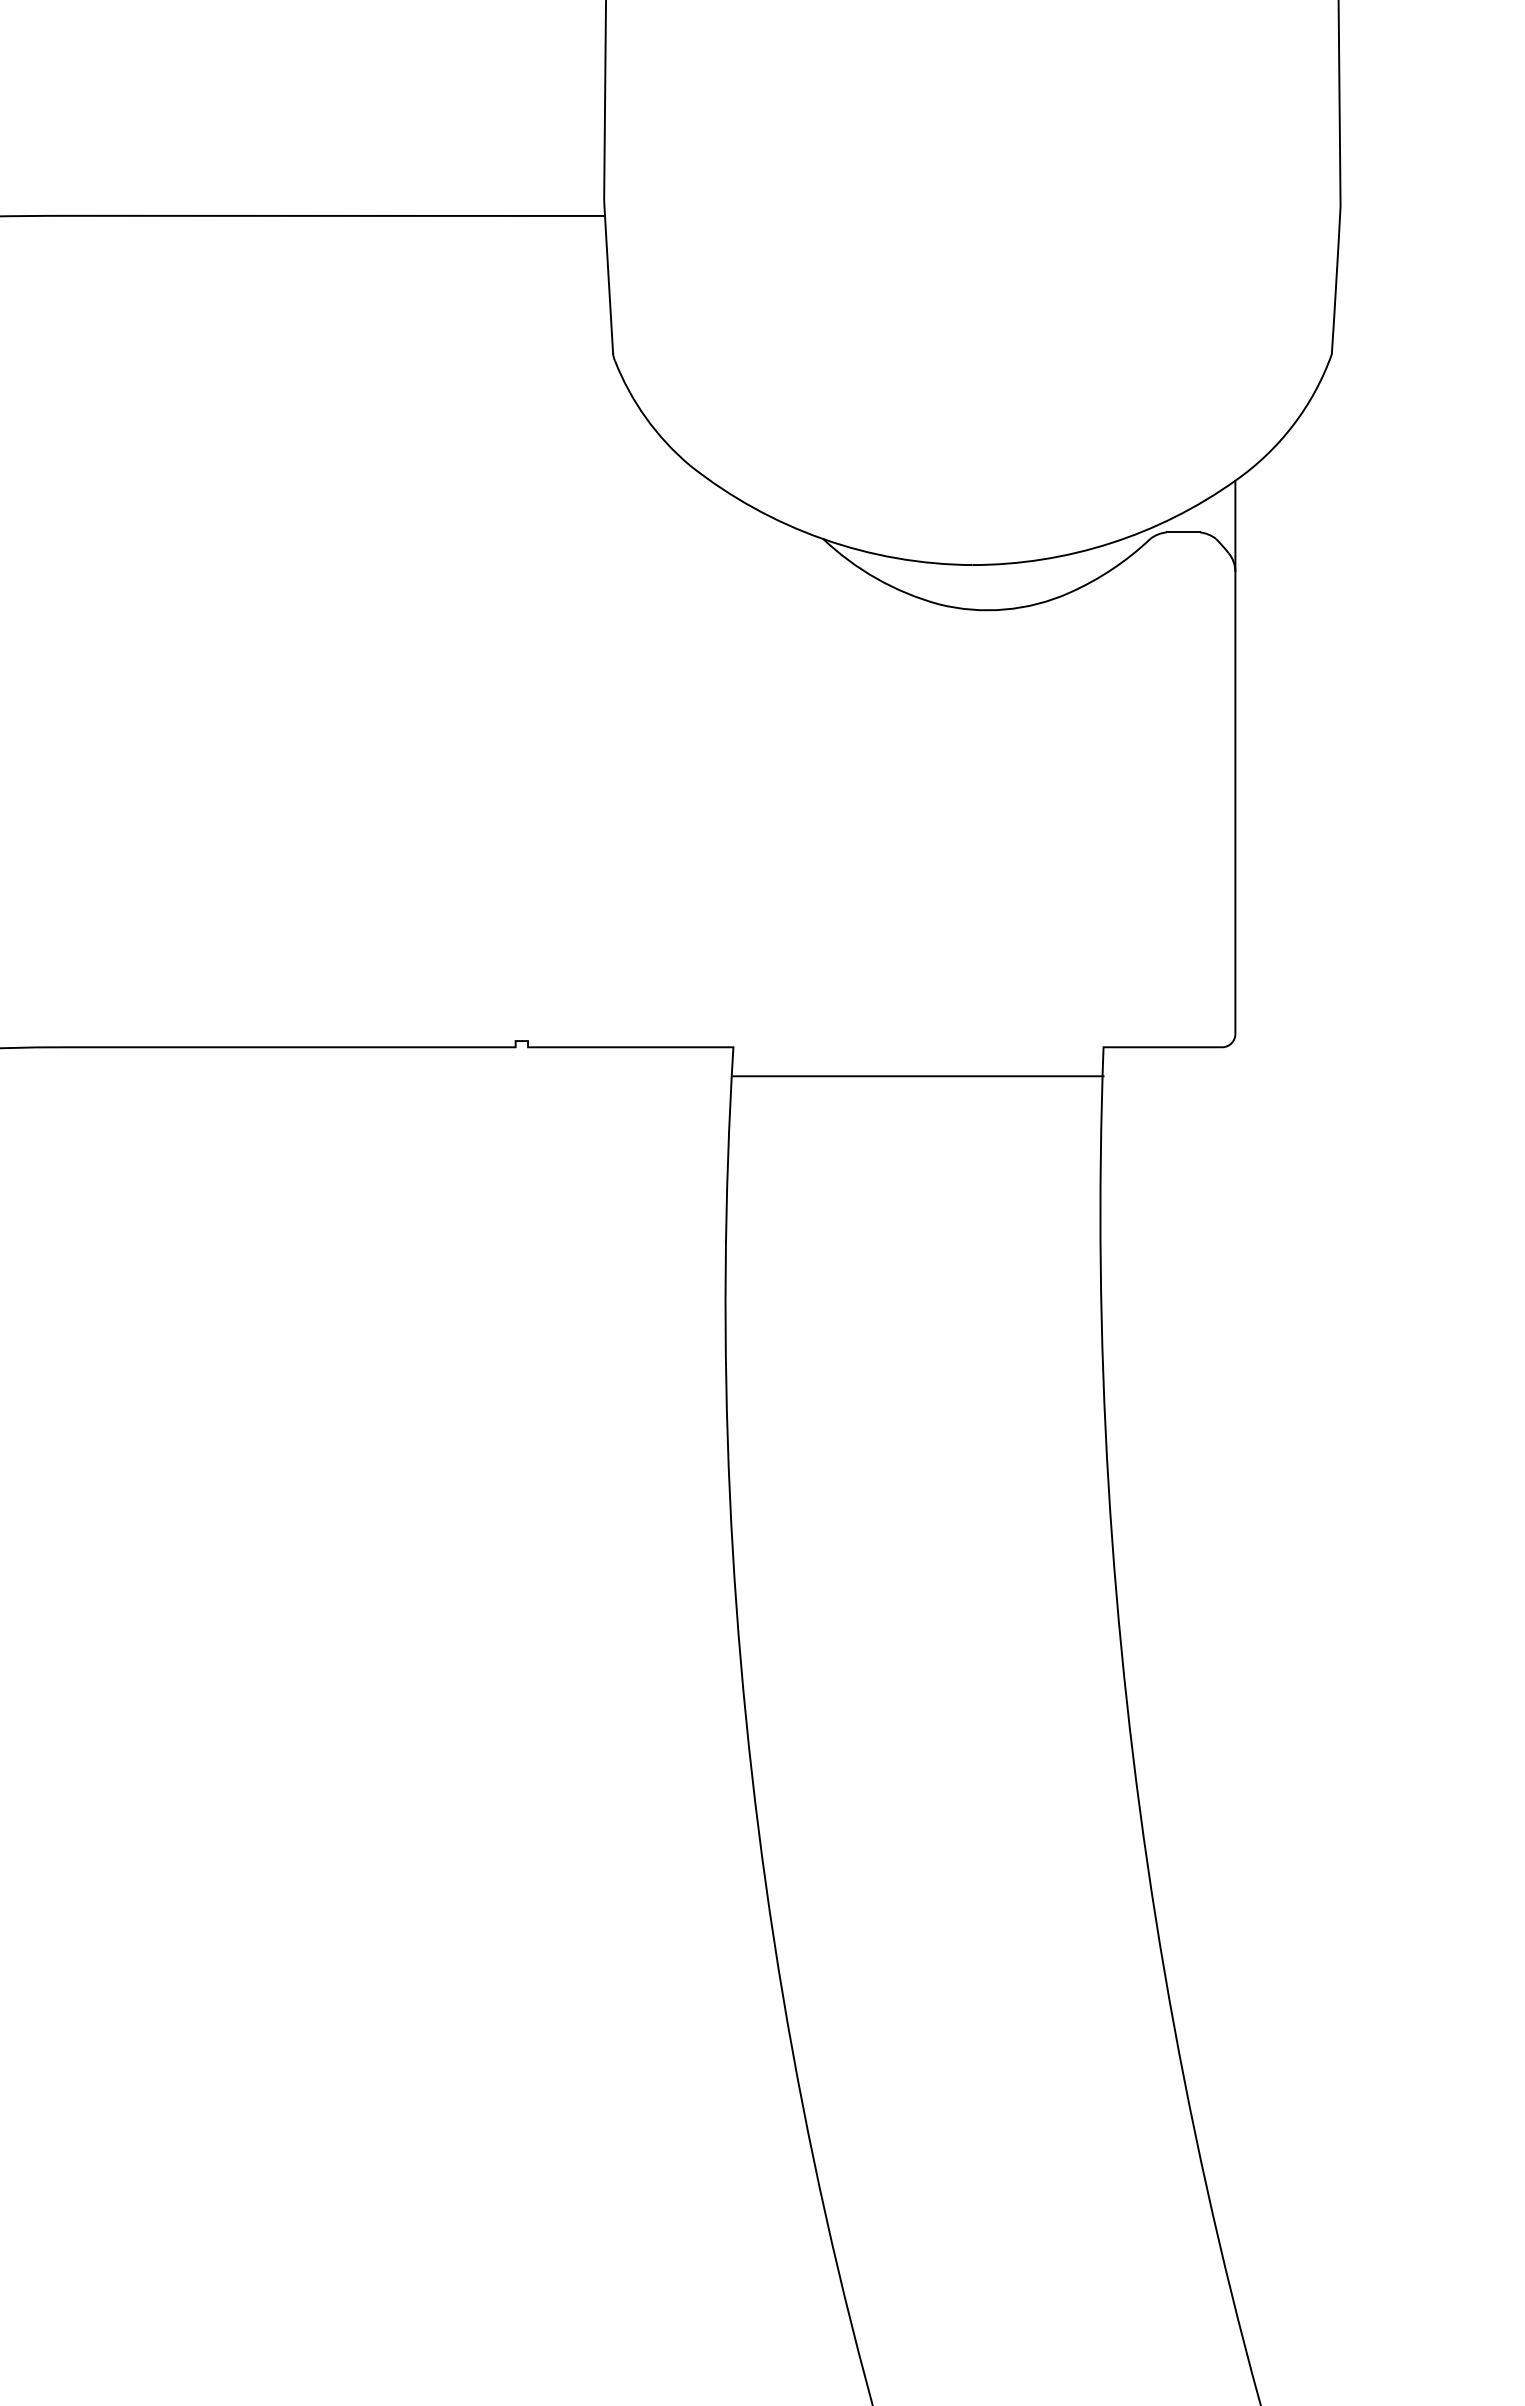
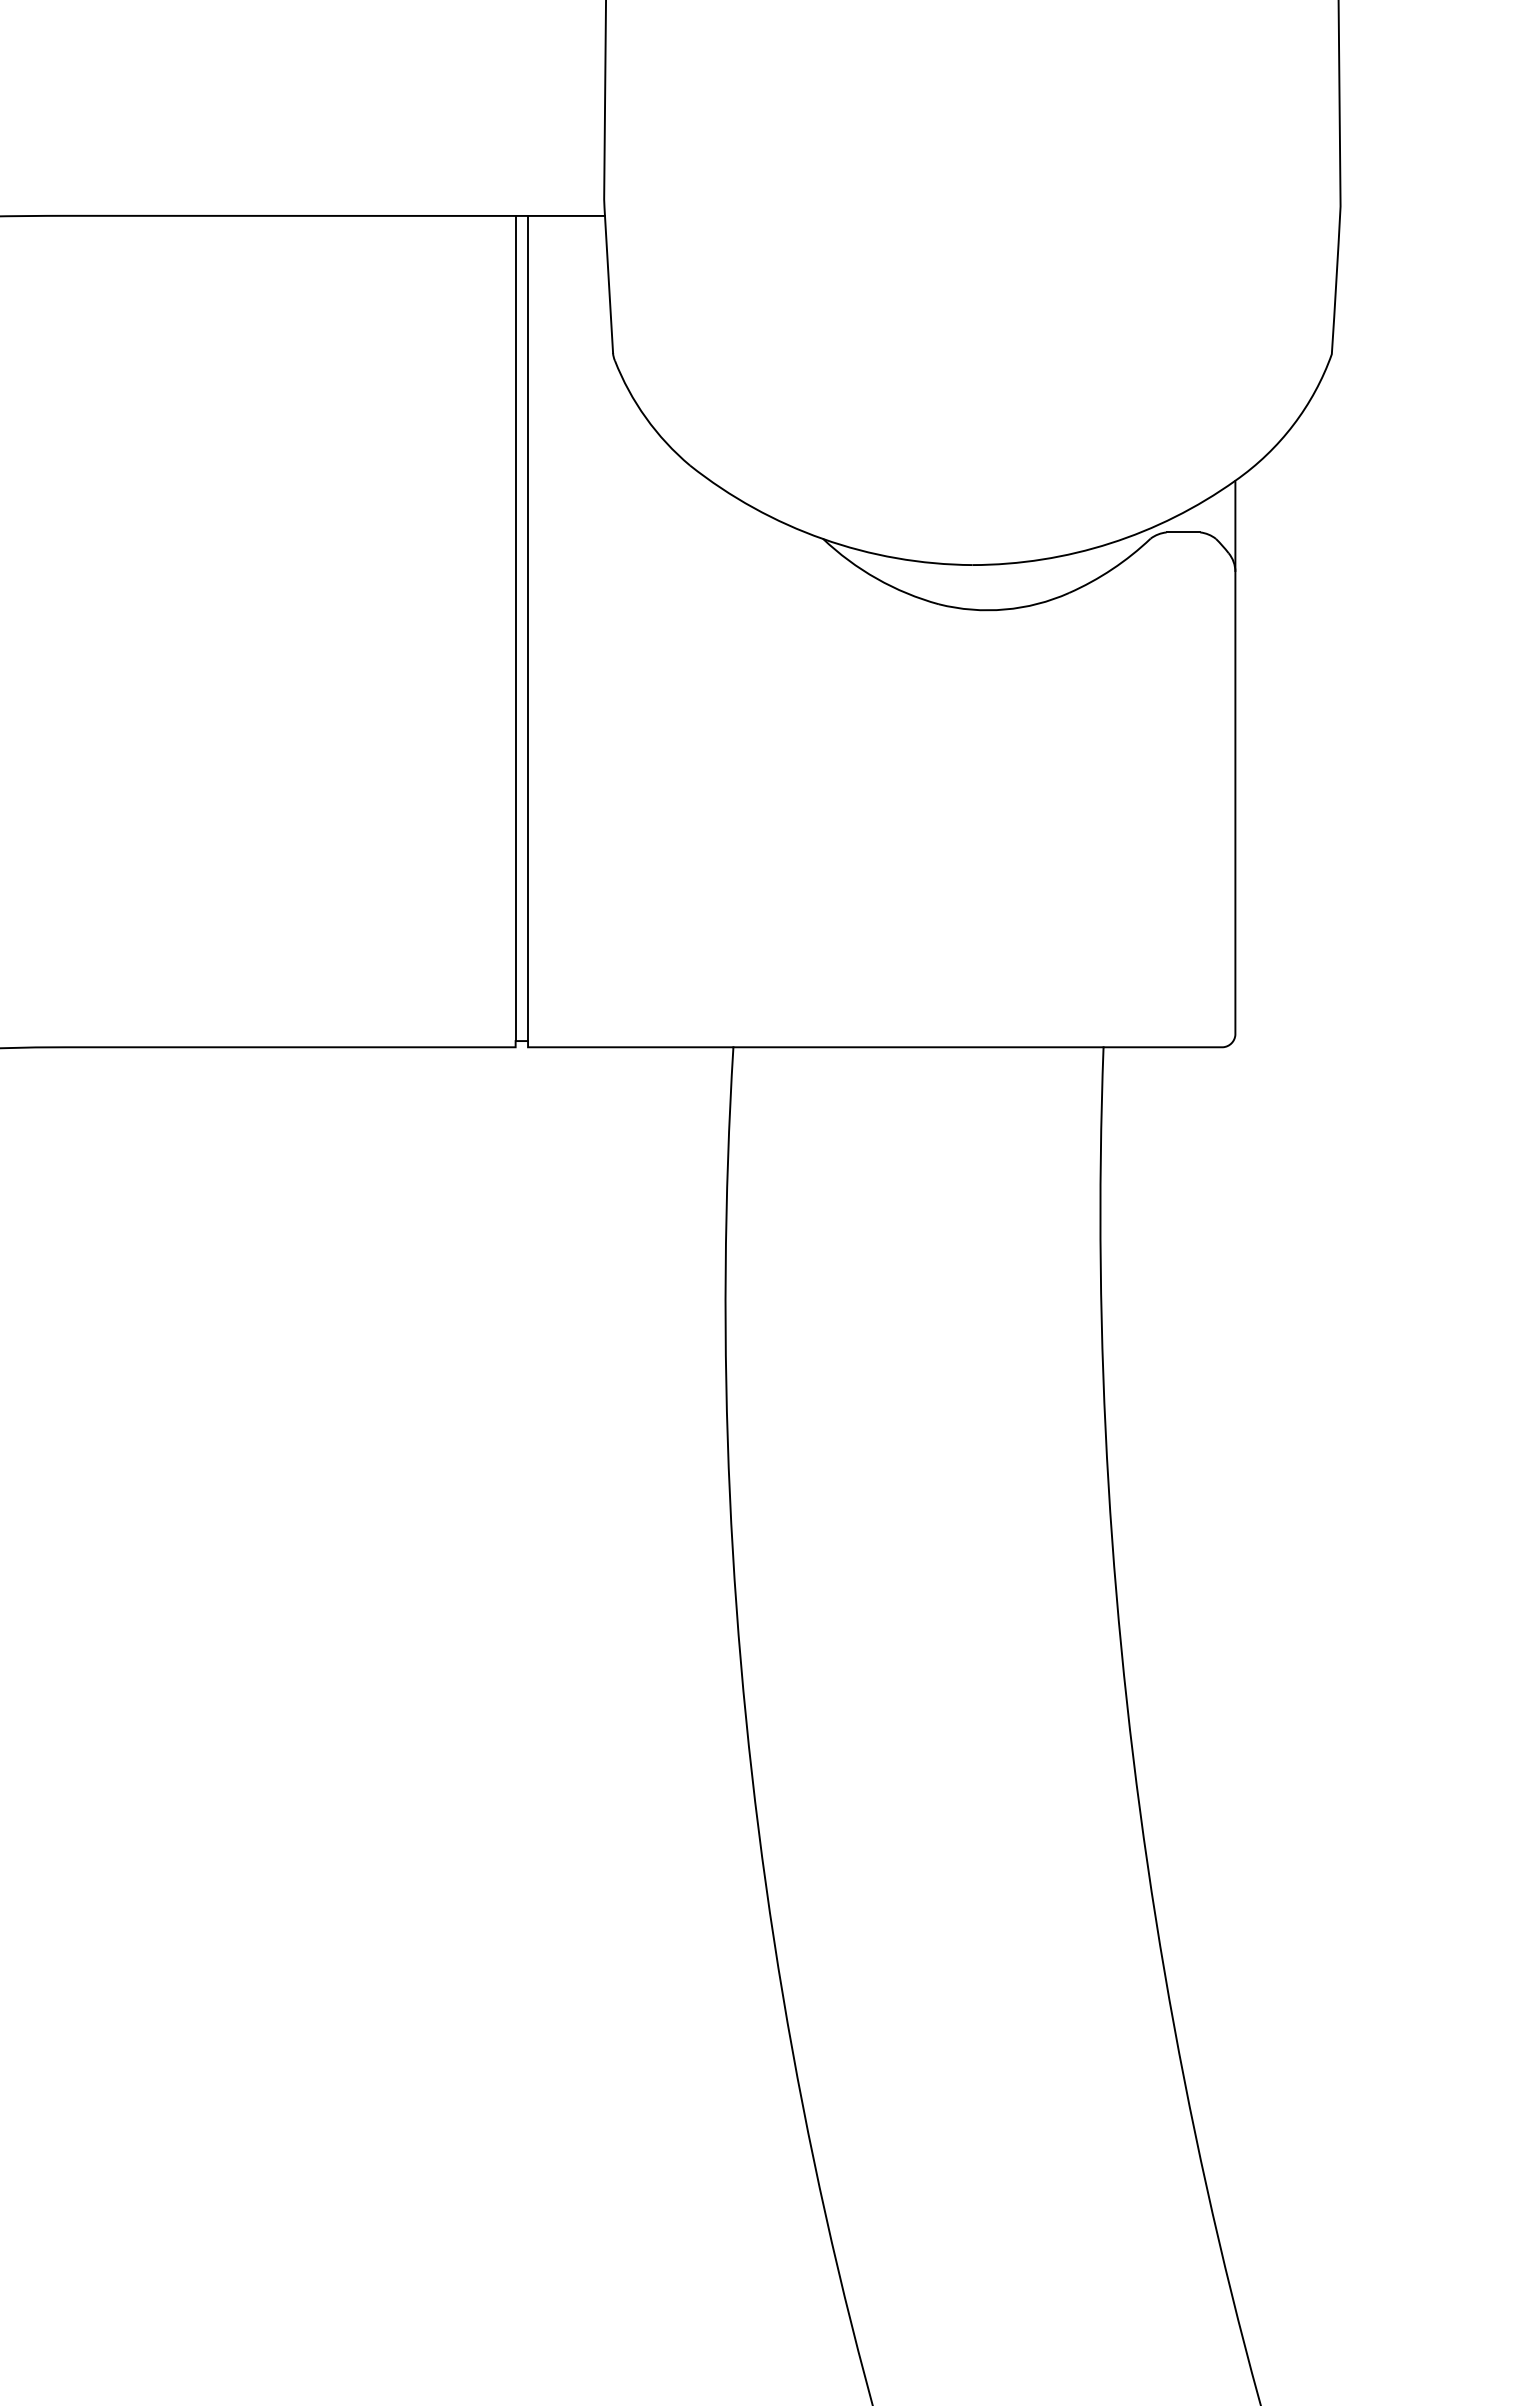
line: none -> present (515, 628)
line: none -> present (528, 628)
line position: (918, 1076) -> (918, 1047) (918, 1047)
